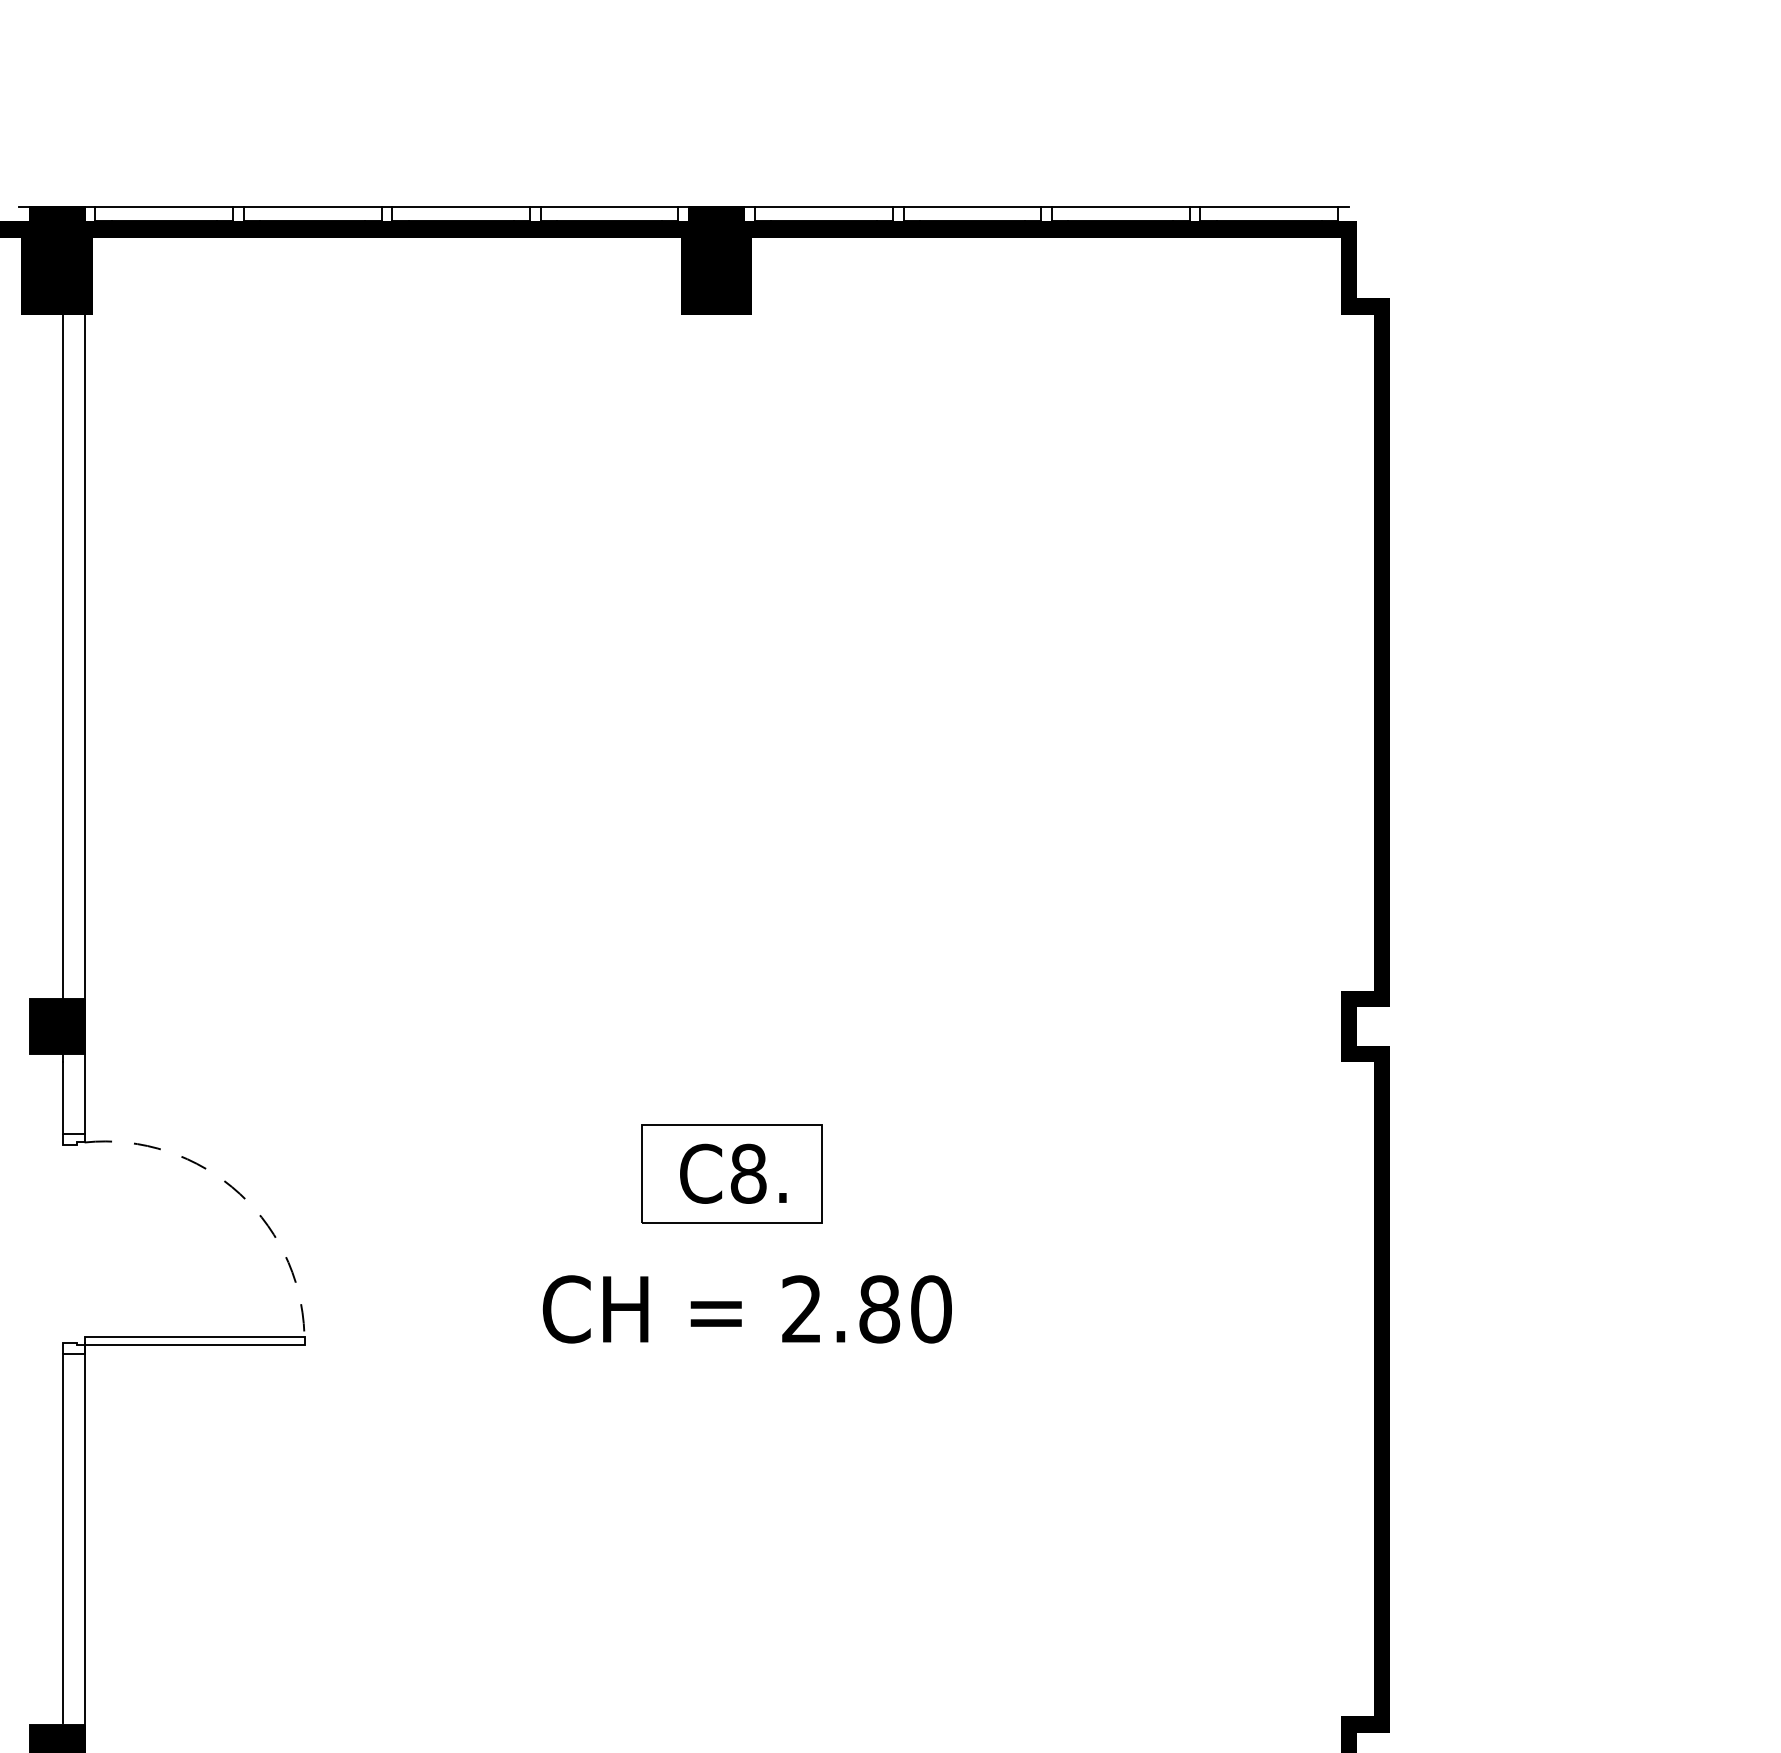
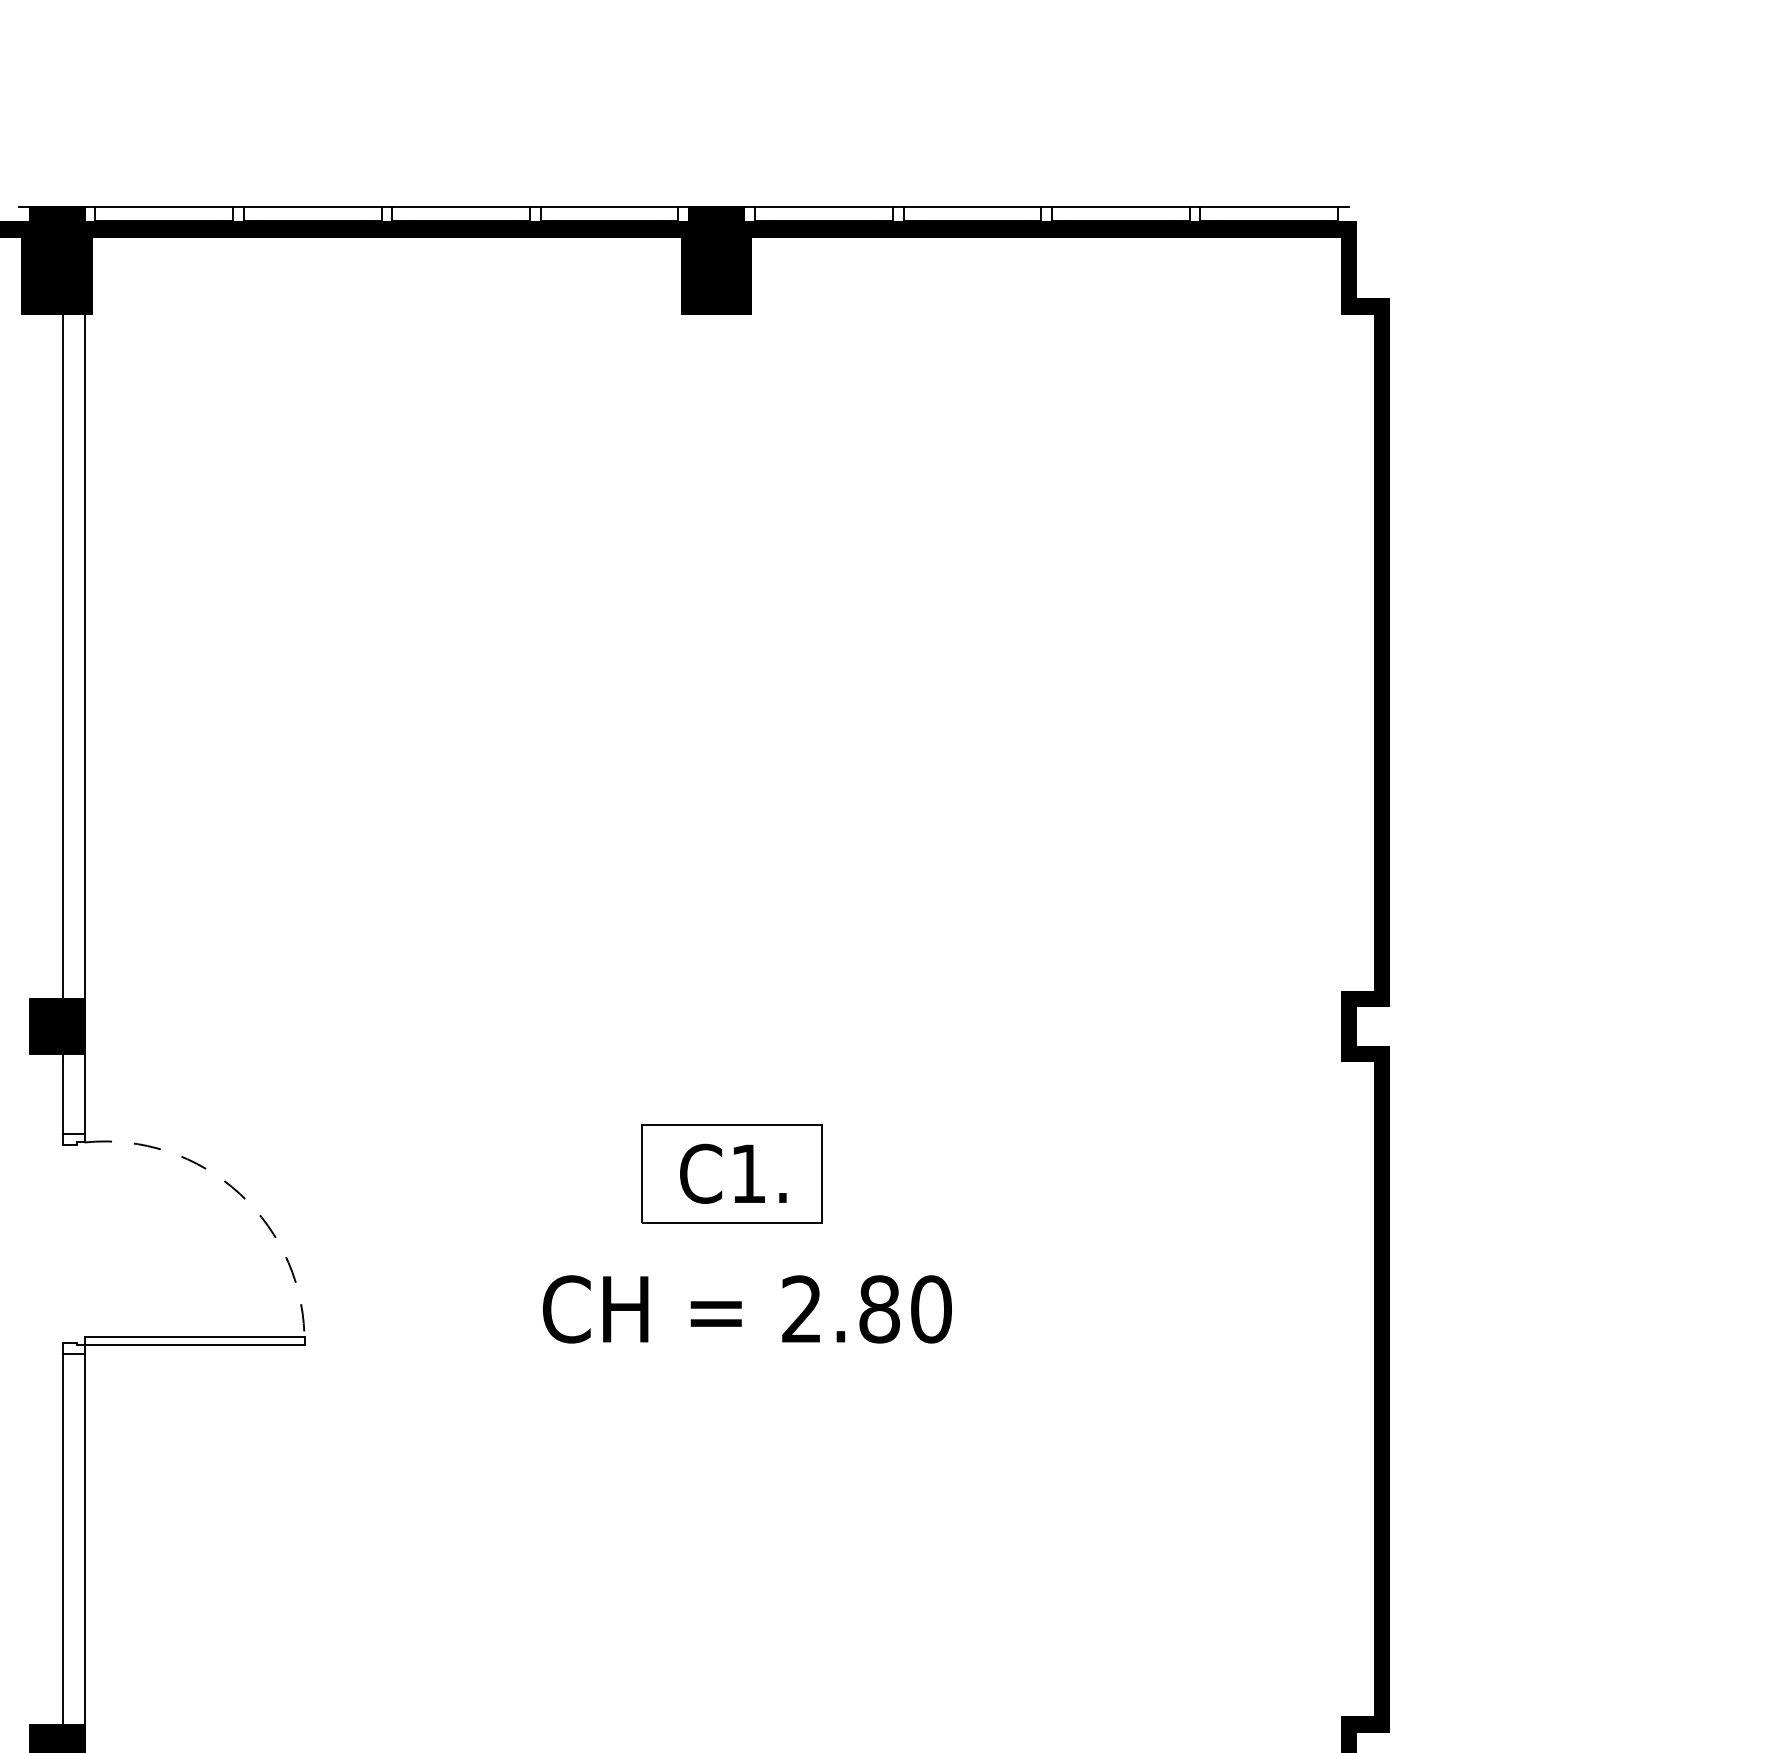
text: C8. -> C1. (748, 1173)
